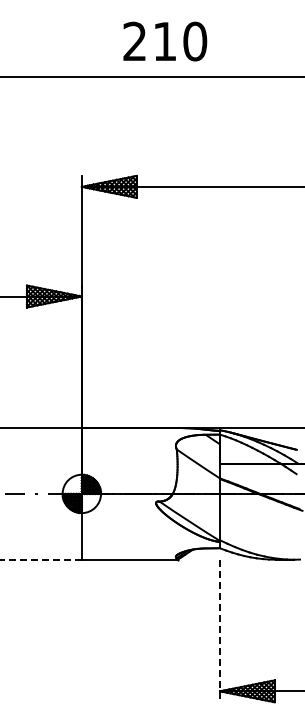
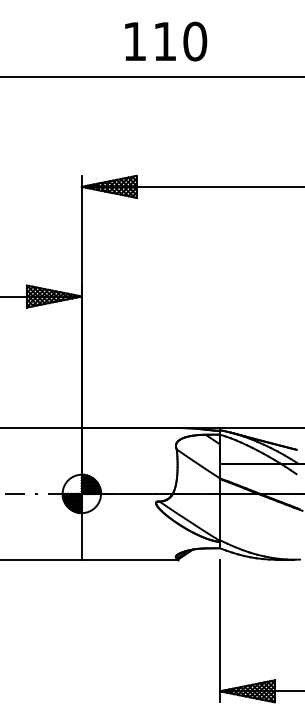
text: 210 -> 110 (134, 40)
line: dashed -> solid (41, 559)
line: dashed -> solid (220, 631)
